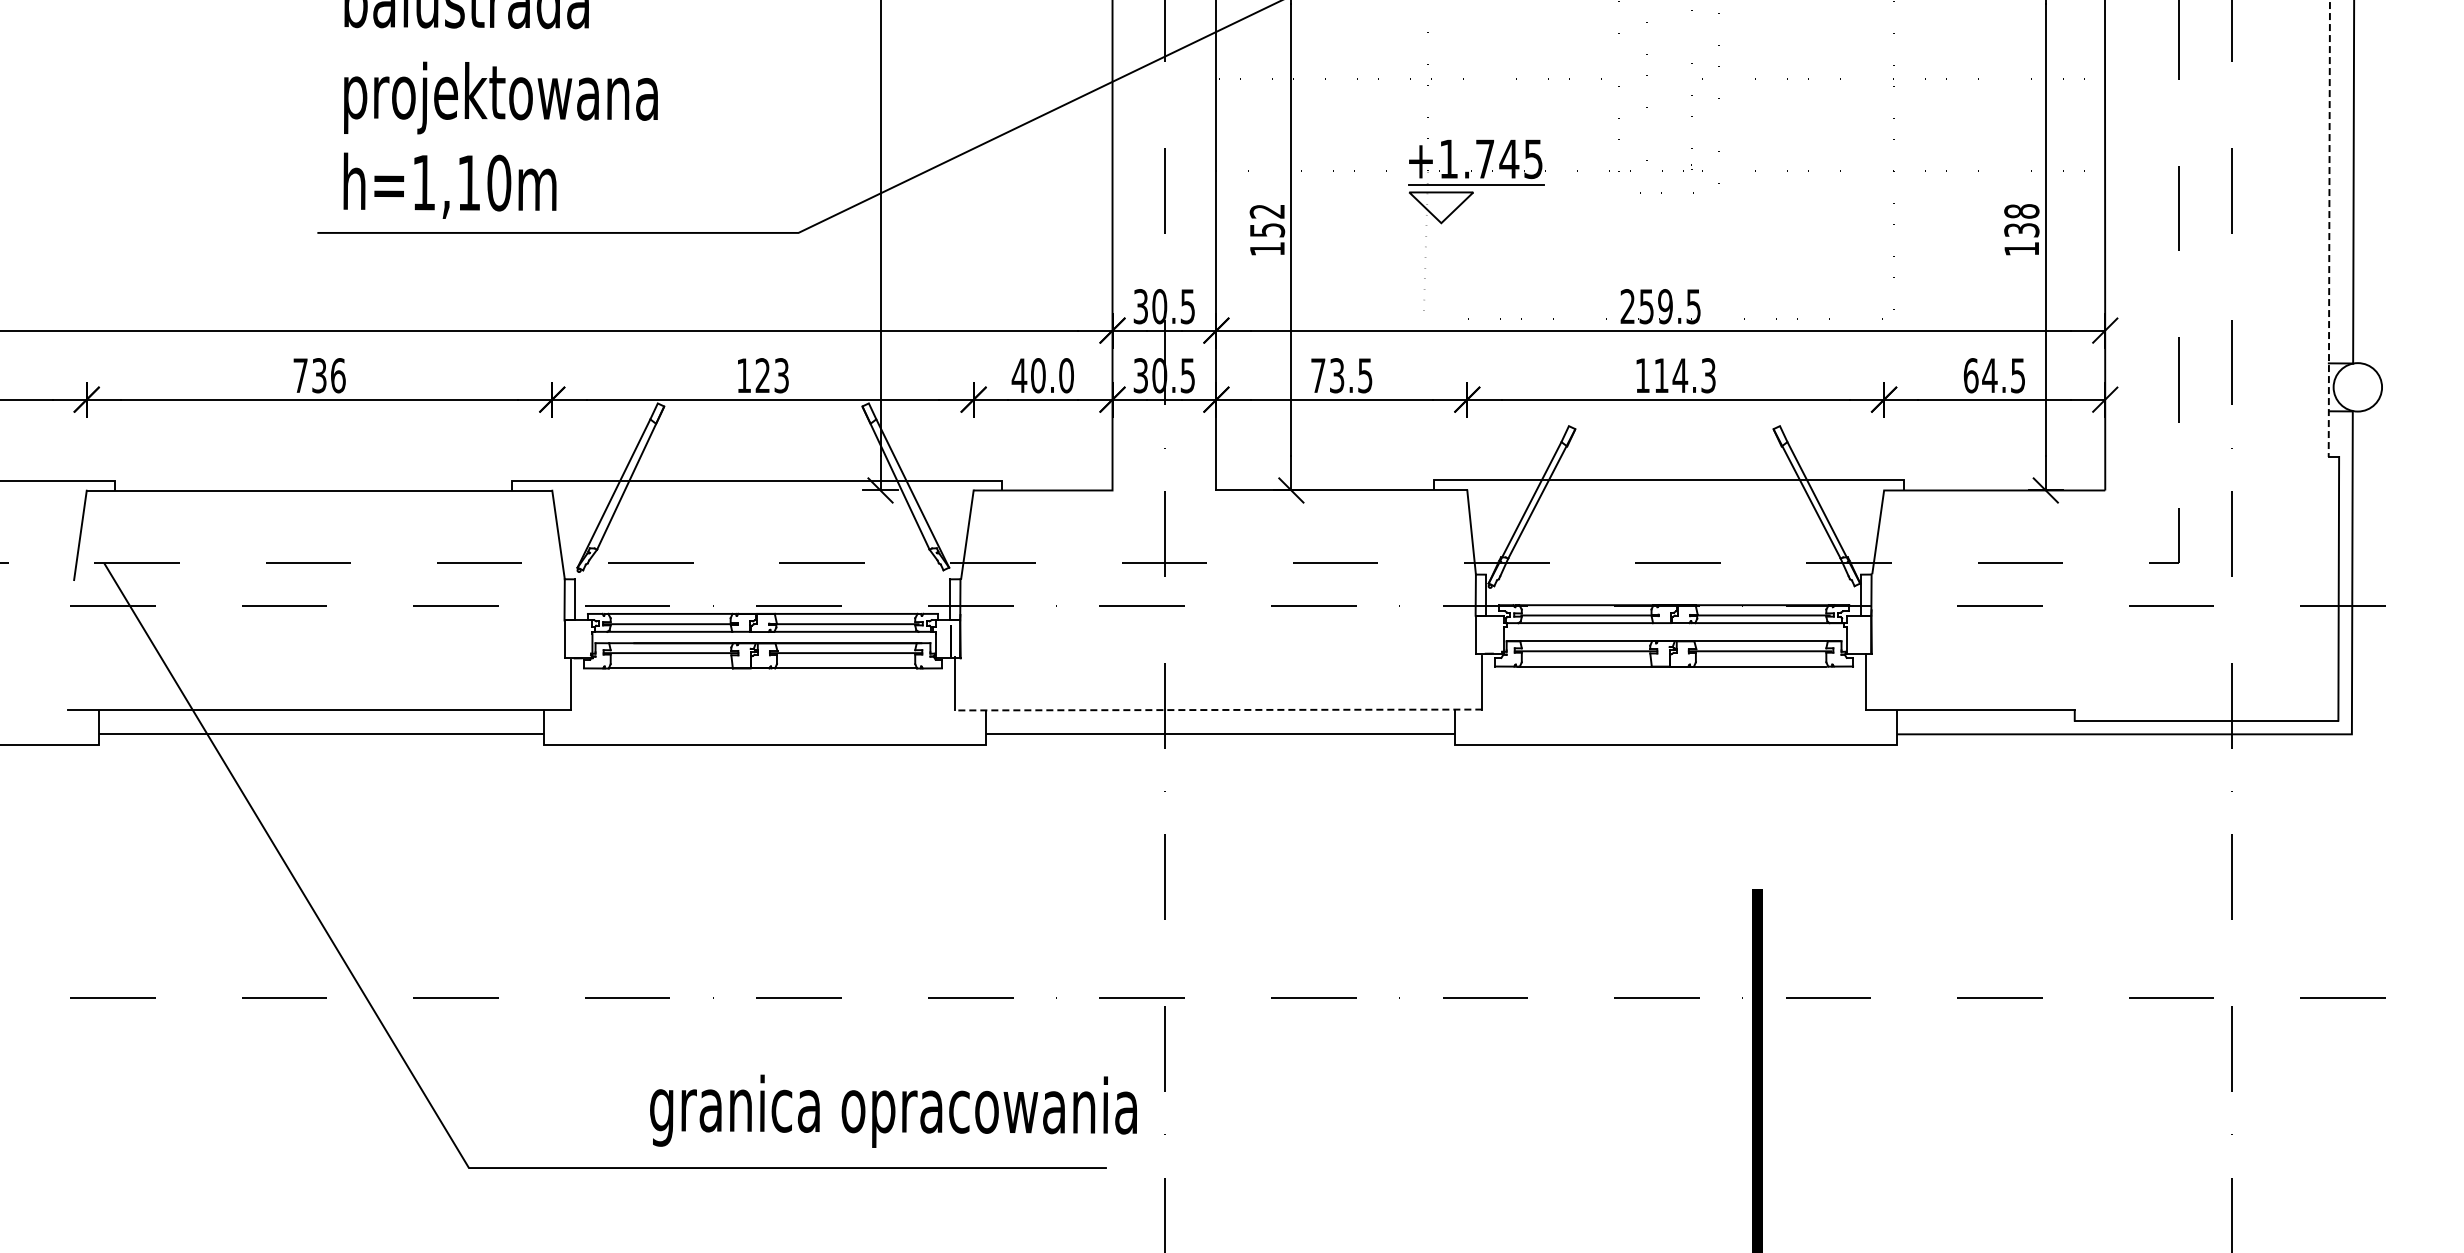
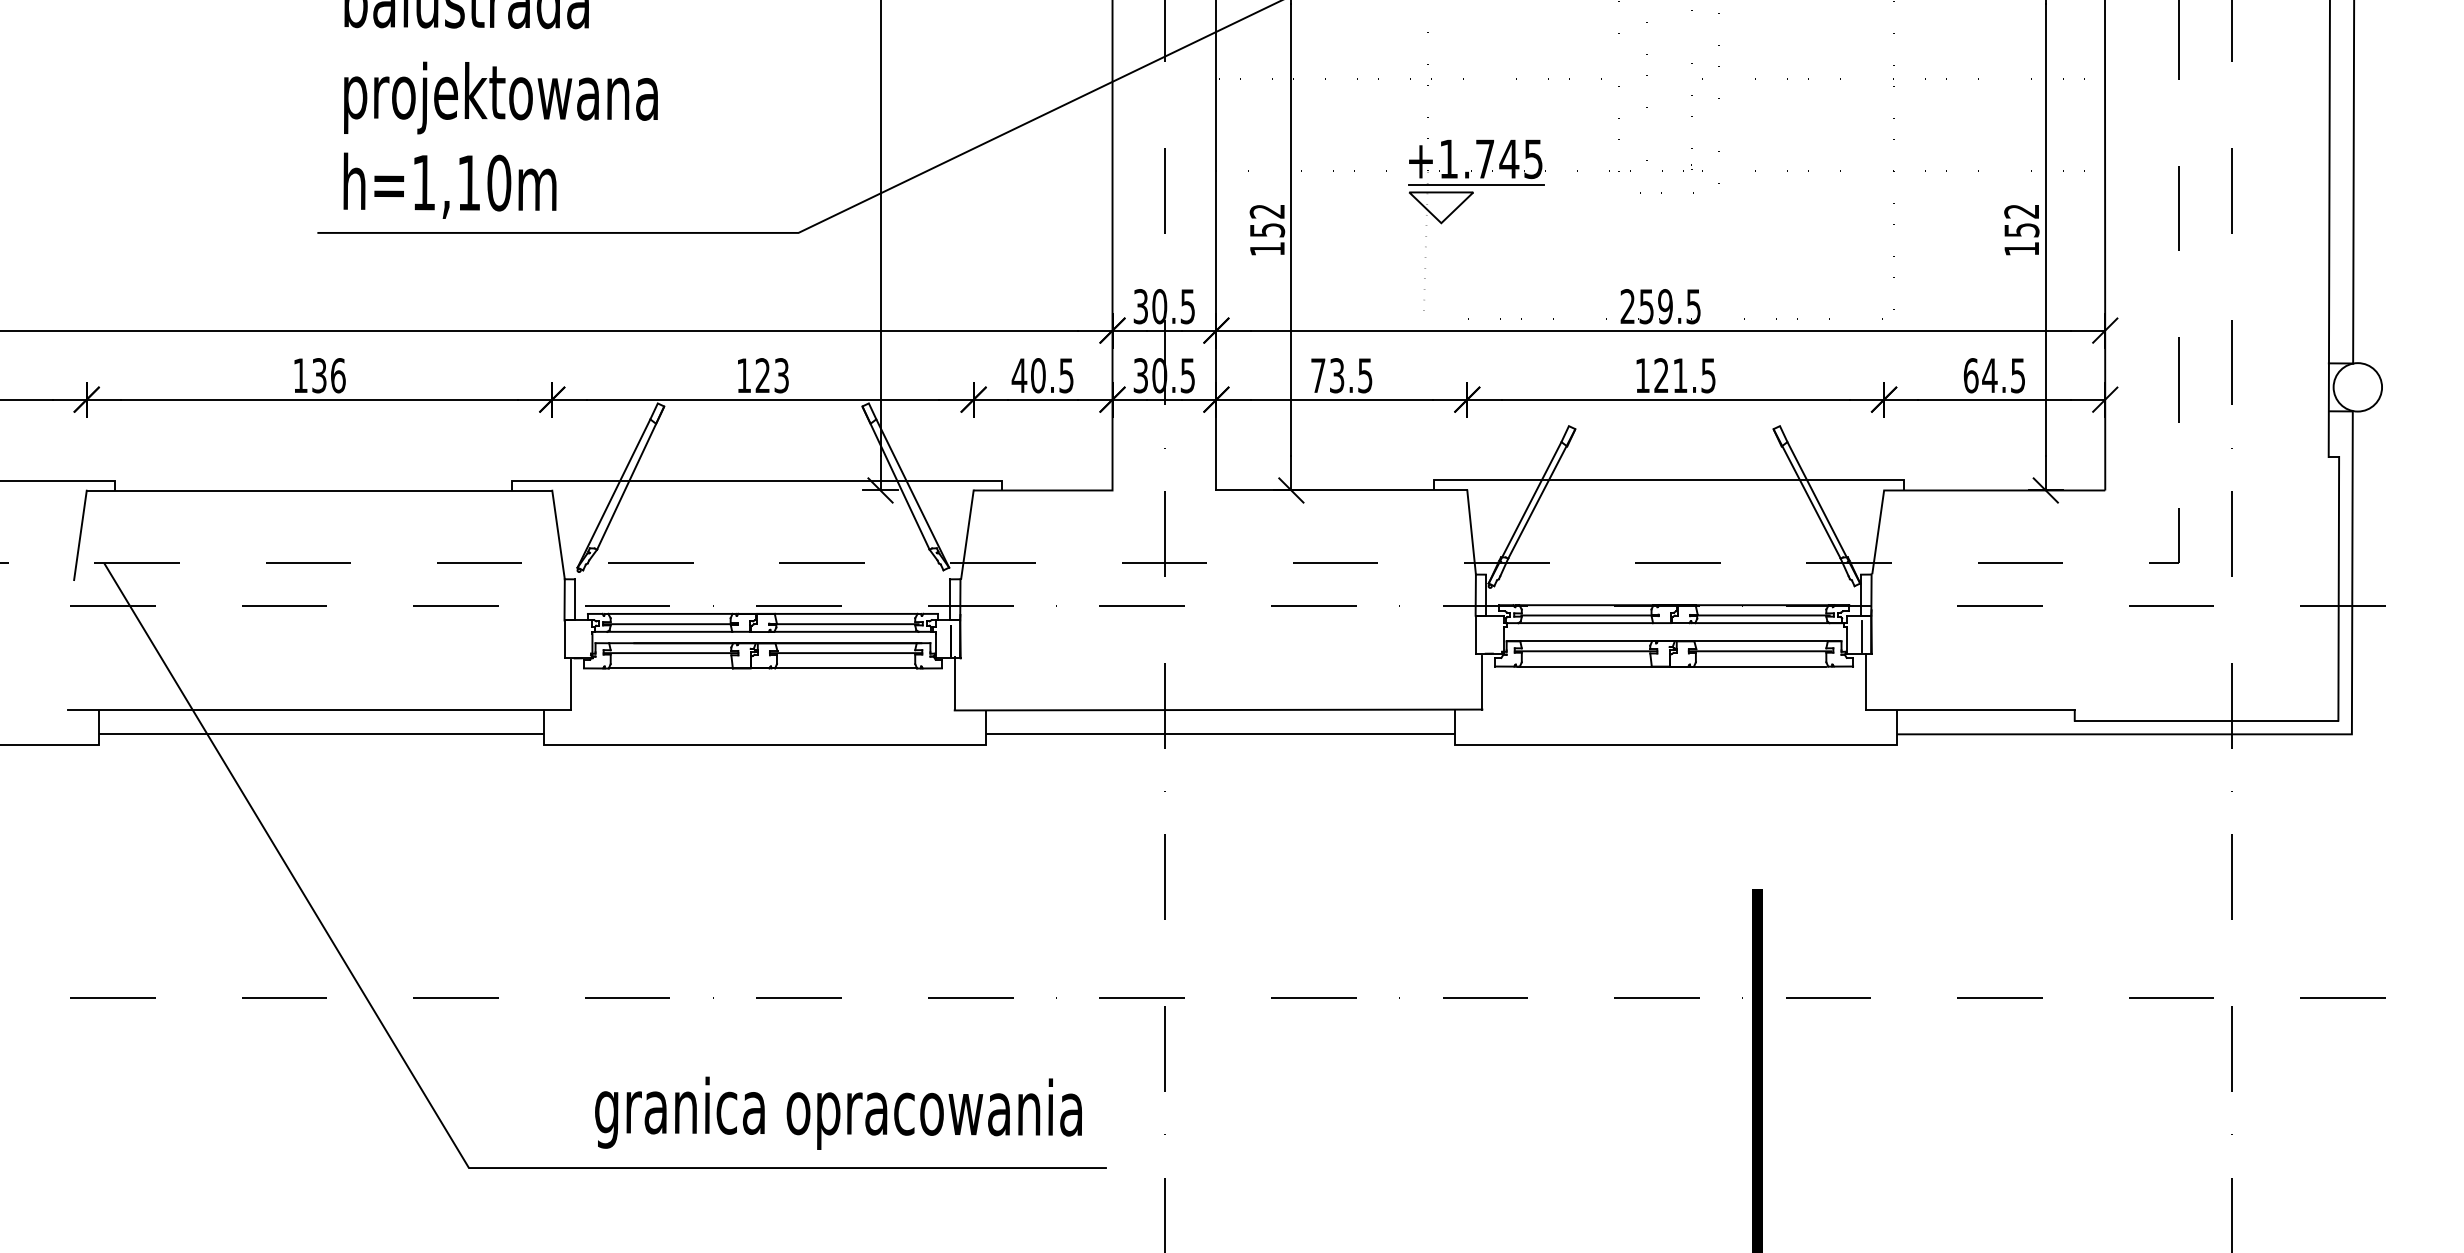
text: 138 -> 152 (2021, 220)
line: dashed -> solid (2329, 229)
text: 736 -> 136 (300, 375)
text: 40.0 -> 40.5 (1066, 375)
text: 114.3 -> 121.5 (1684, 375)
line: none -> present (1862, 635)
line: dashed -> solid (1218, 710)
text position: (893, 1110) -> (838, 1112) (838, 1112)
